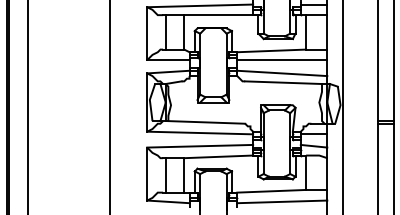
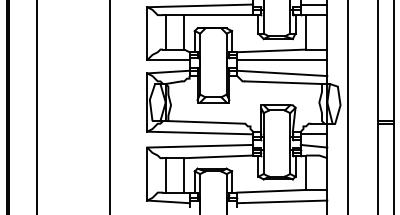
line position: (28, 106) -> (37, 106) (37, 106)
line position: (343, 106) -> (348, 106) (348, 106)
